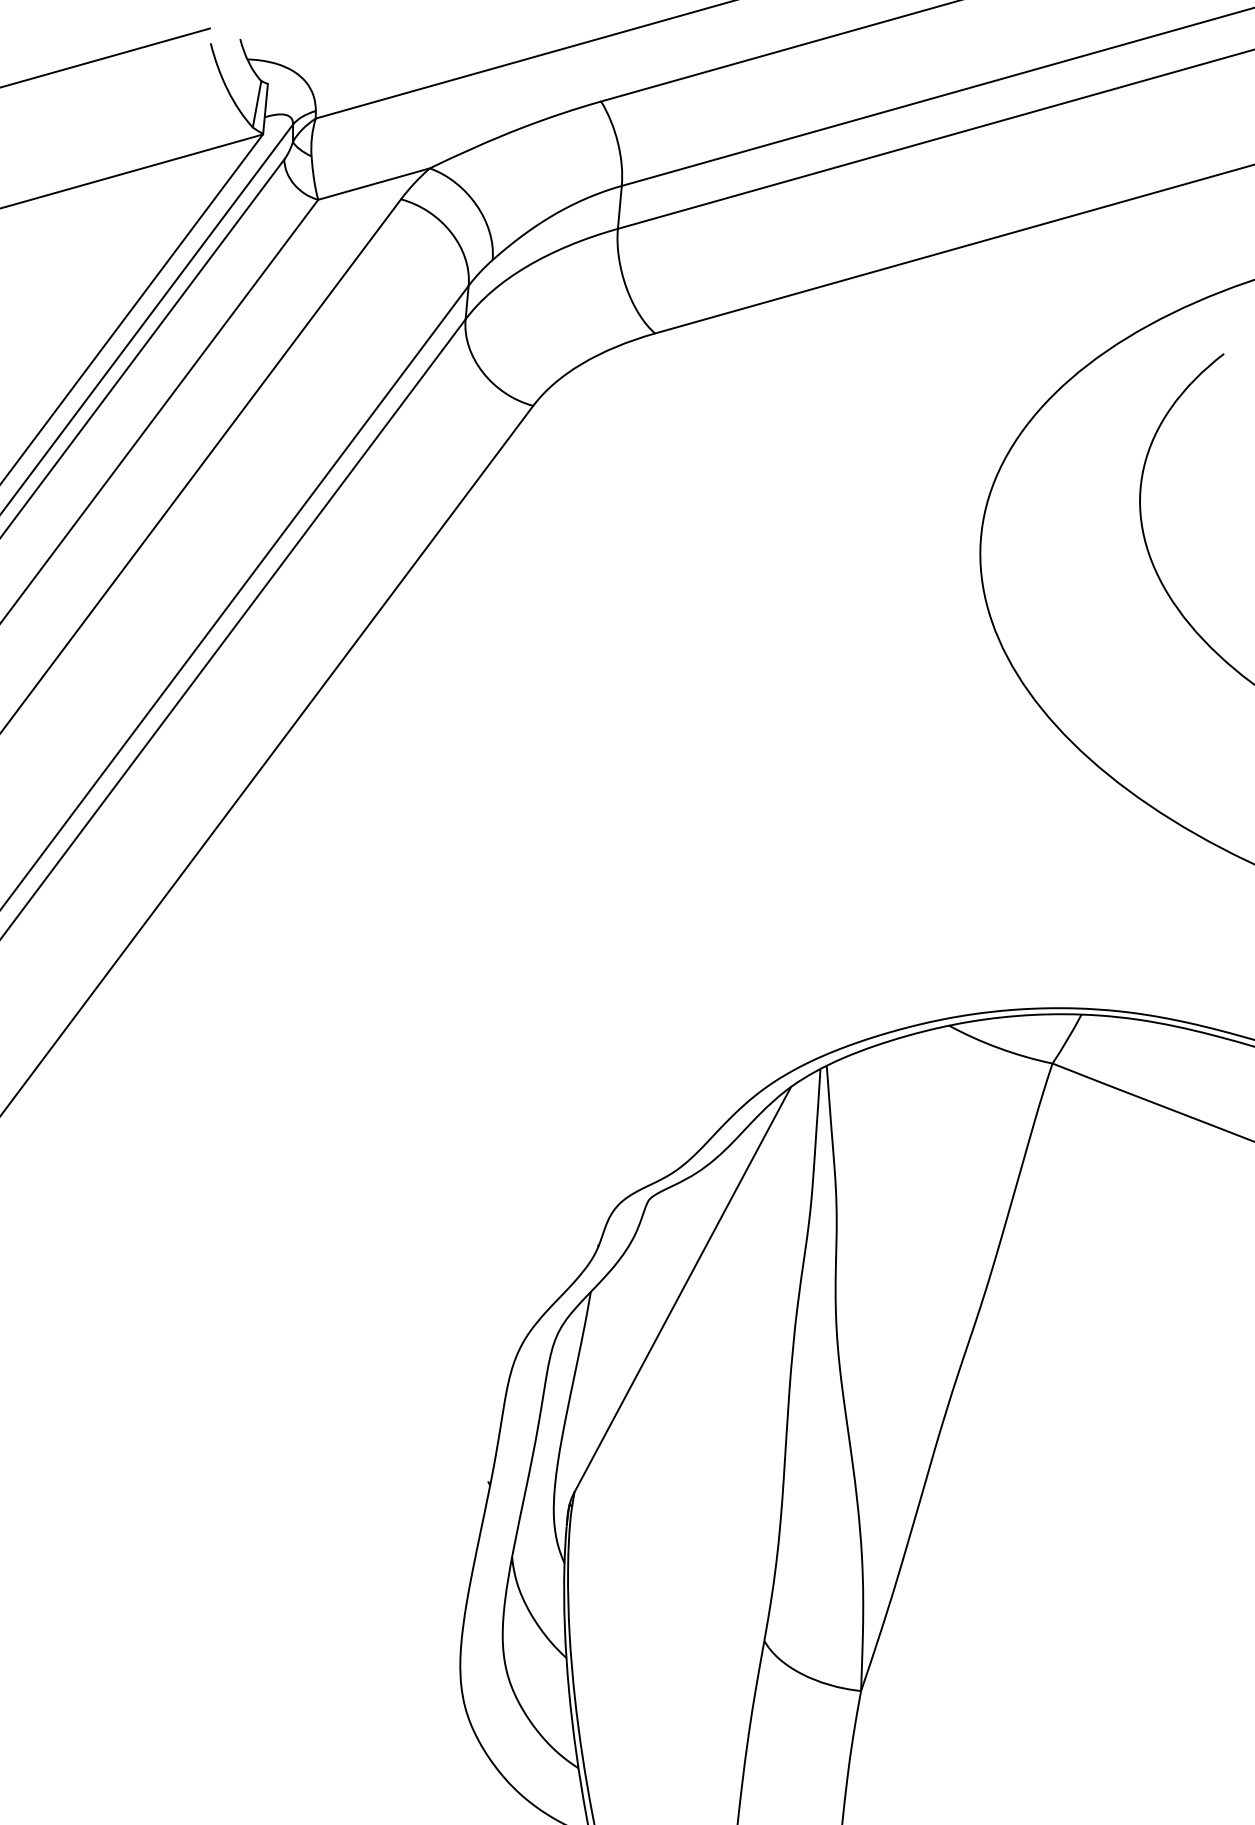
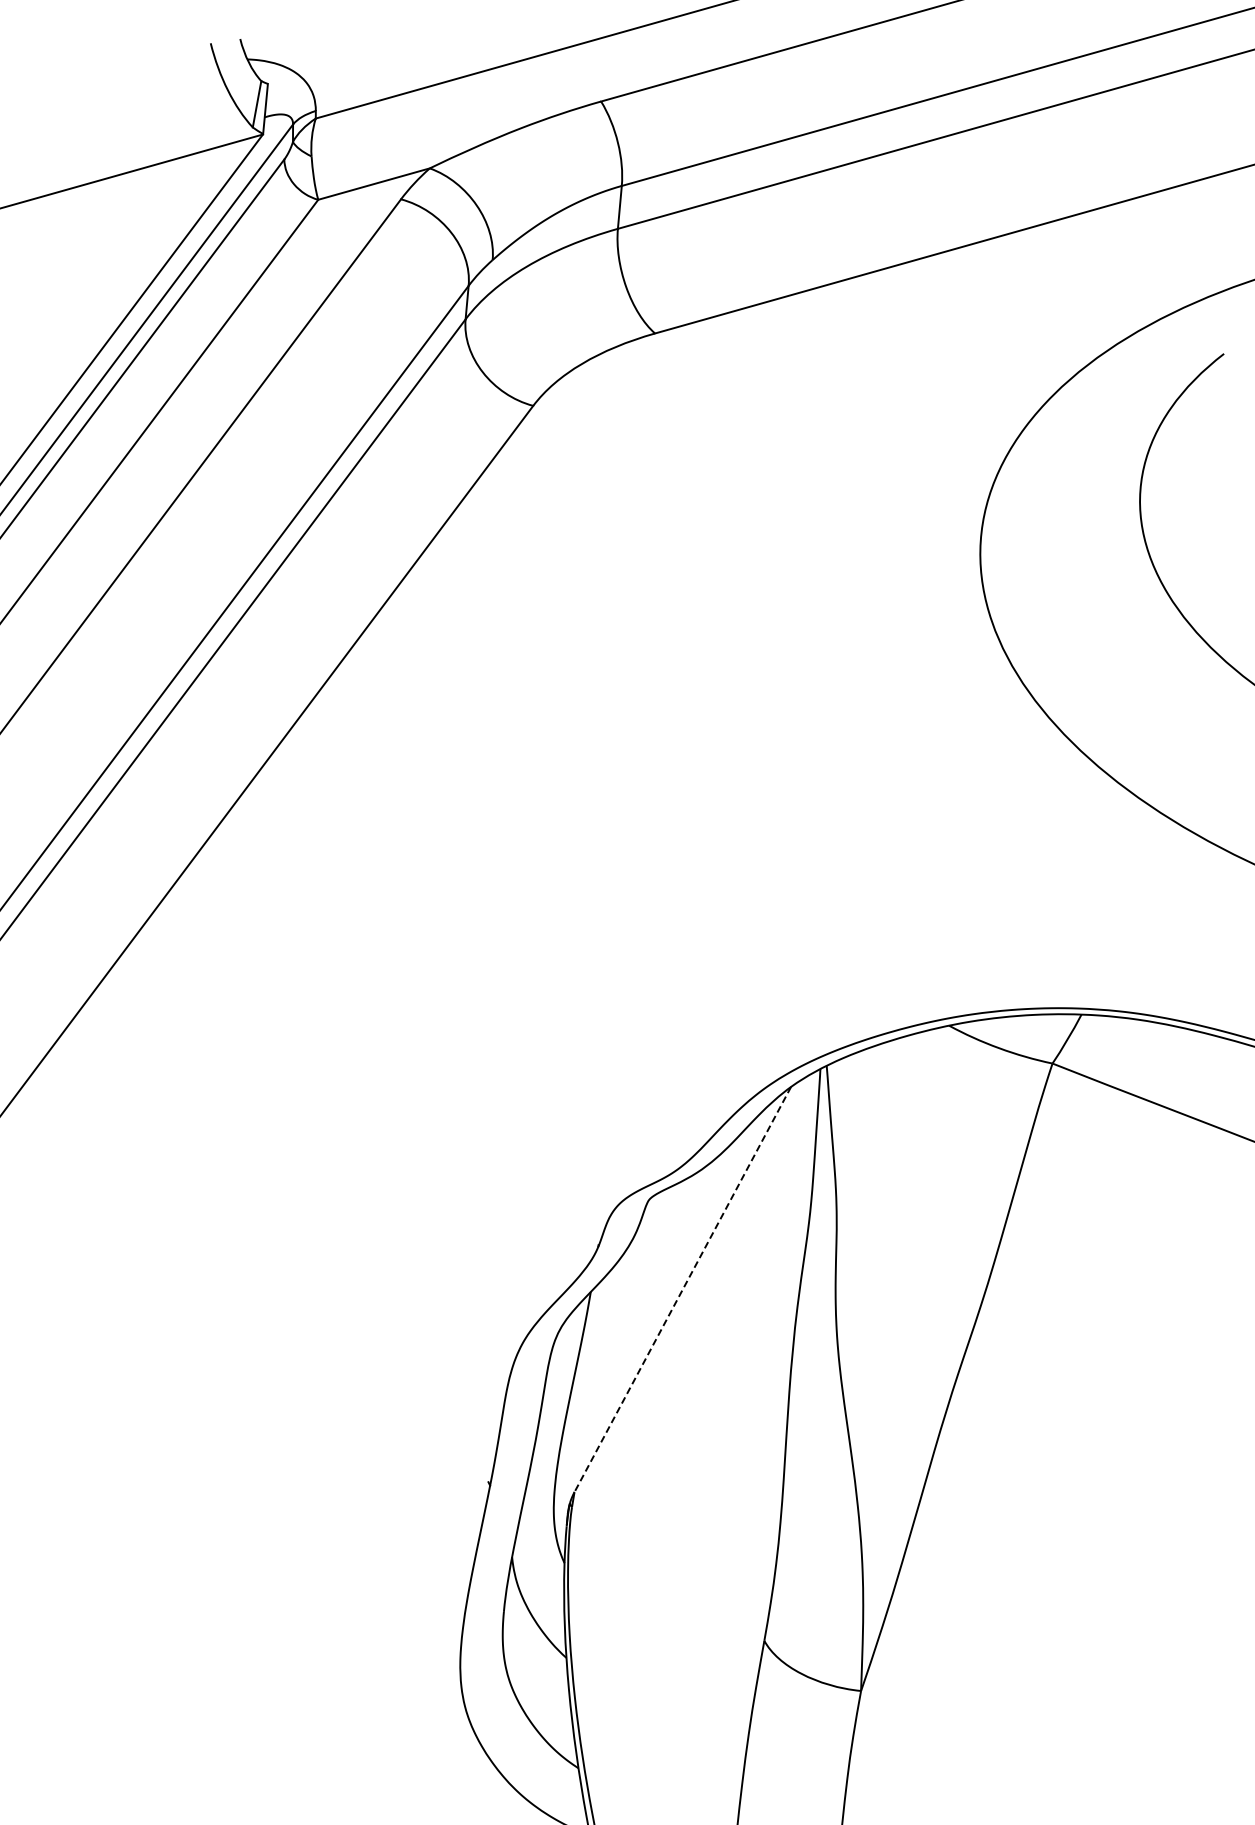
line: present -> none (105, 57)
line: solid -> dashed (682, 1289)
